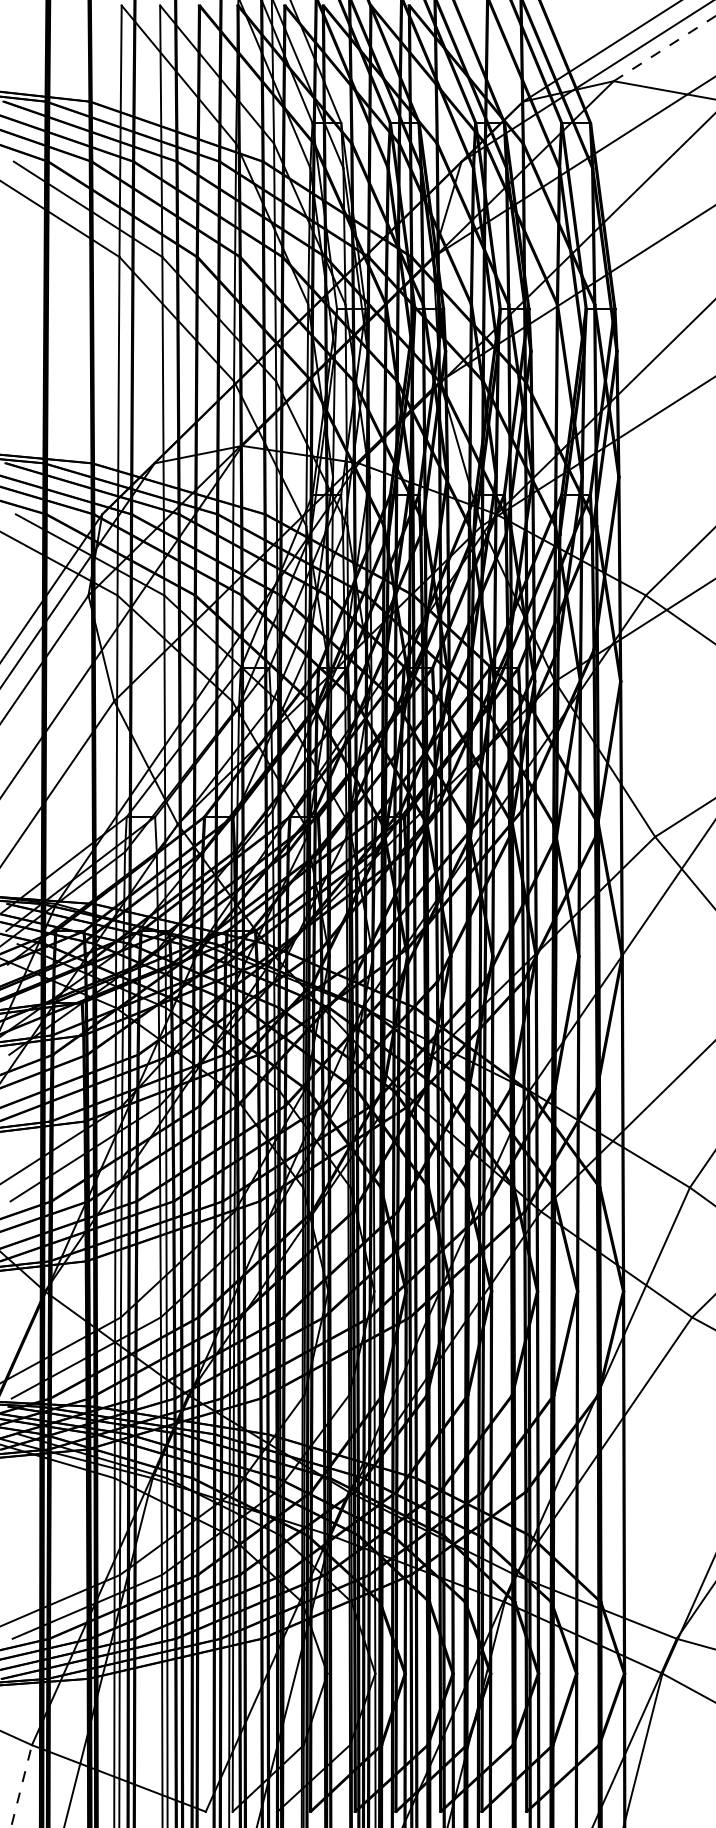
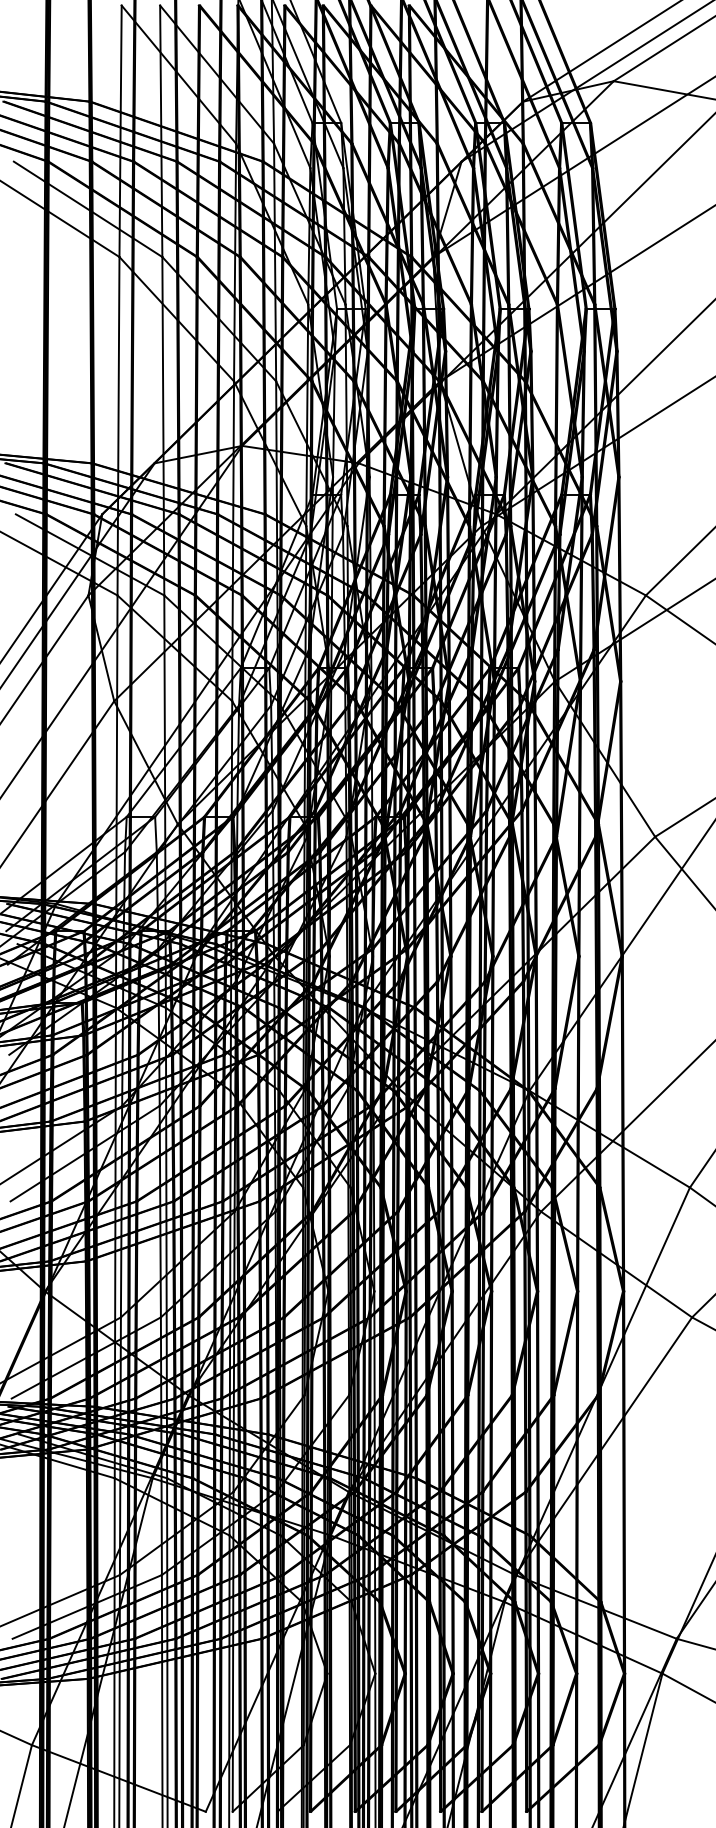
line: dashed -> solid (665, 48)
line: dashed -> solid (21, 1785)
